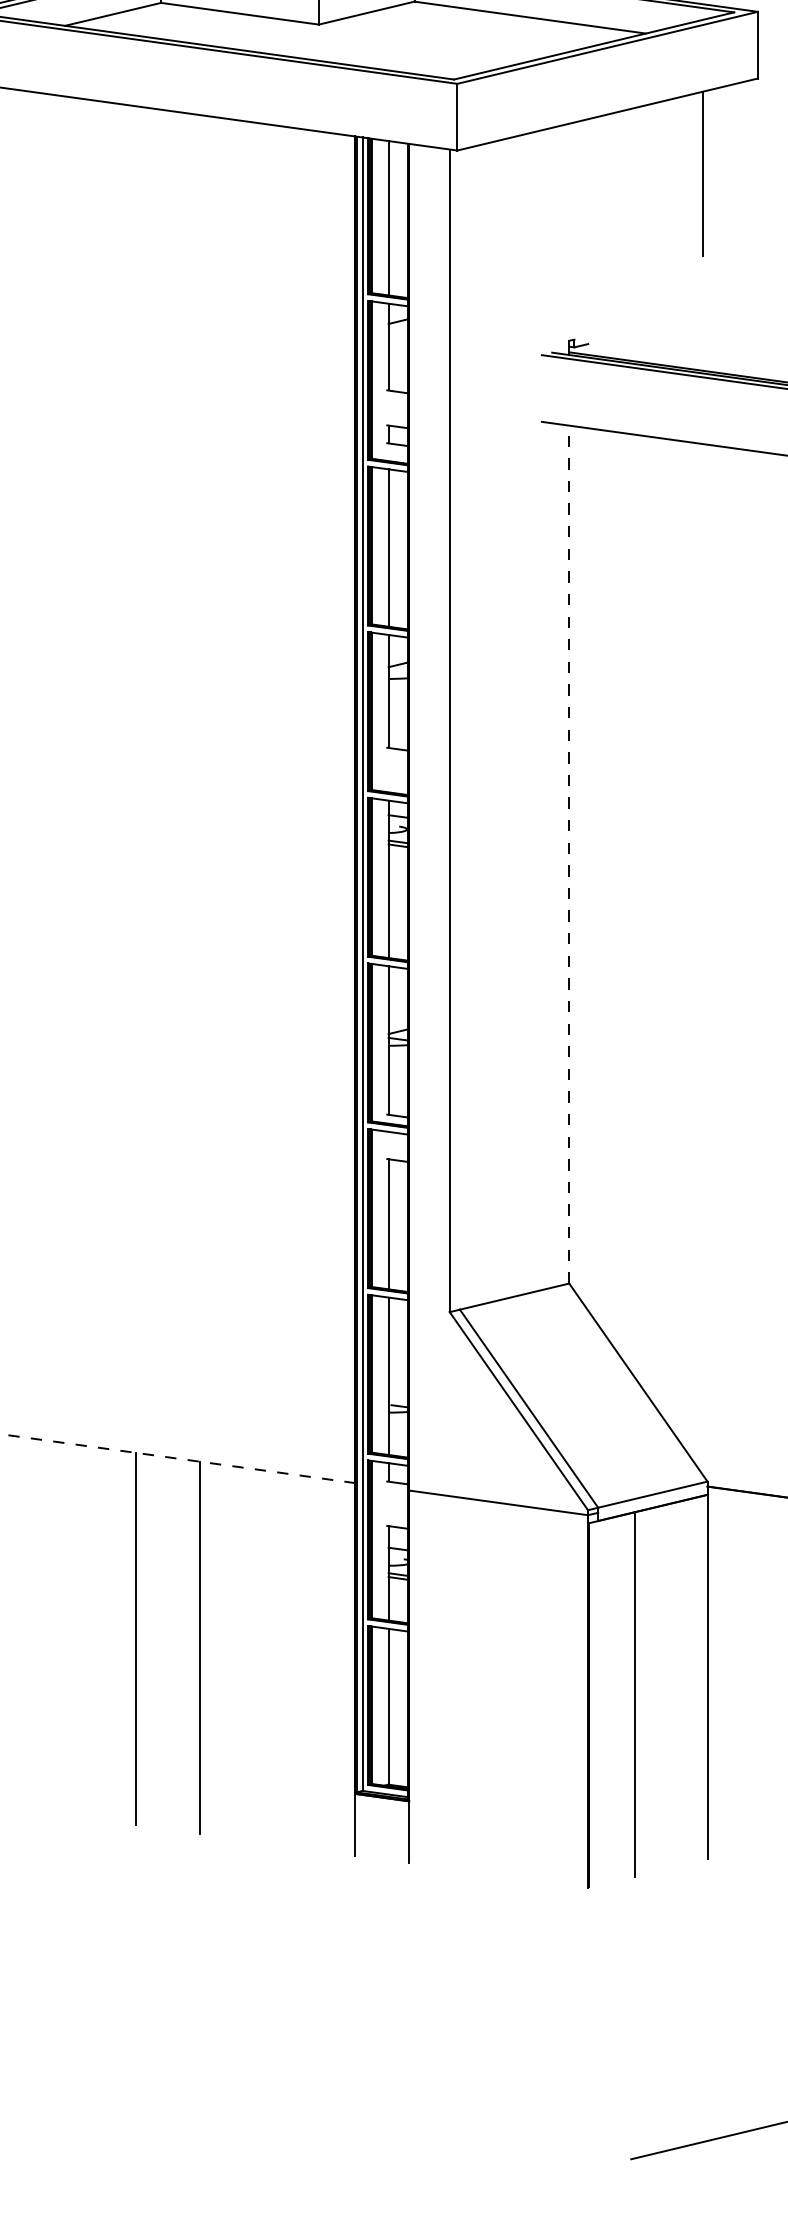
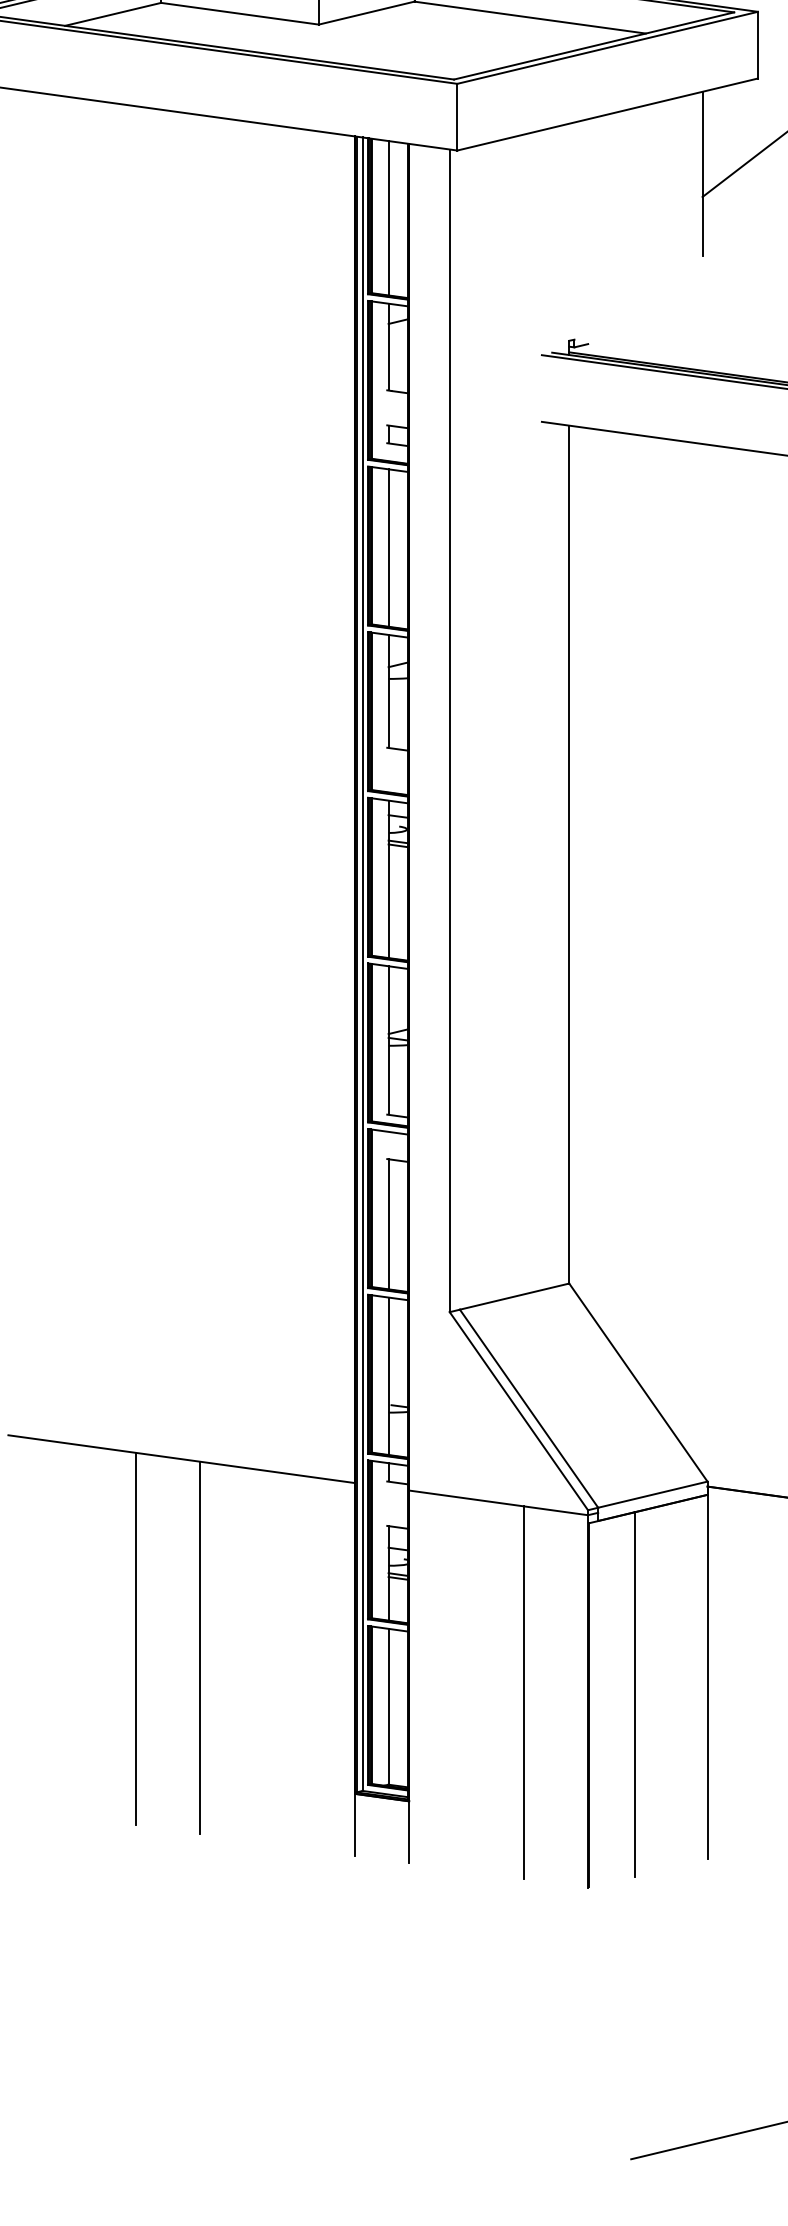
line: none -> present (743, 165)
line: dashed -> solid (569, 854)
line: dashed -> solid (182, 1459)
line: none -> present (524, 1692)
